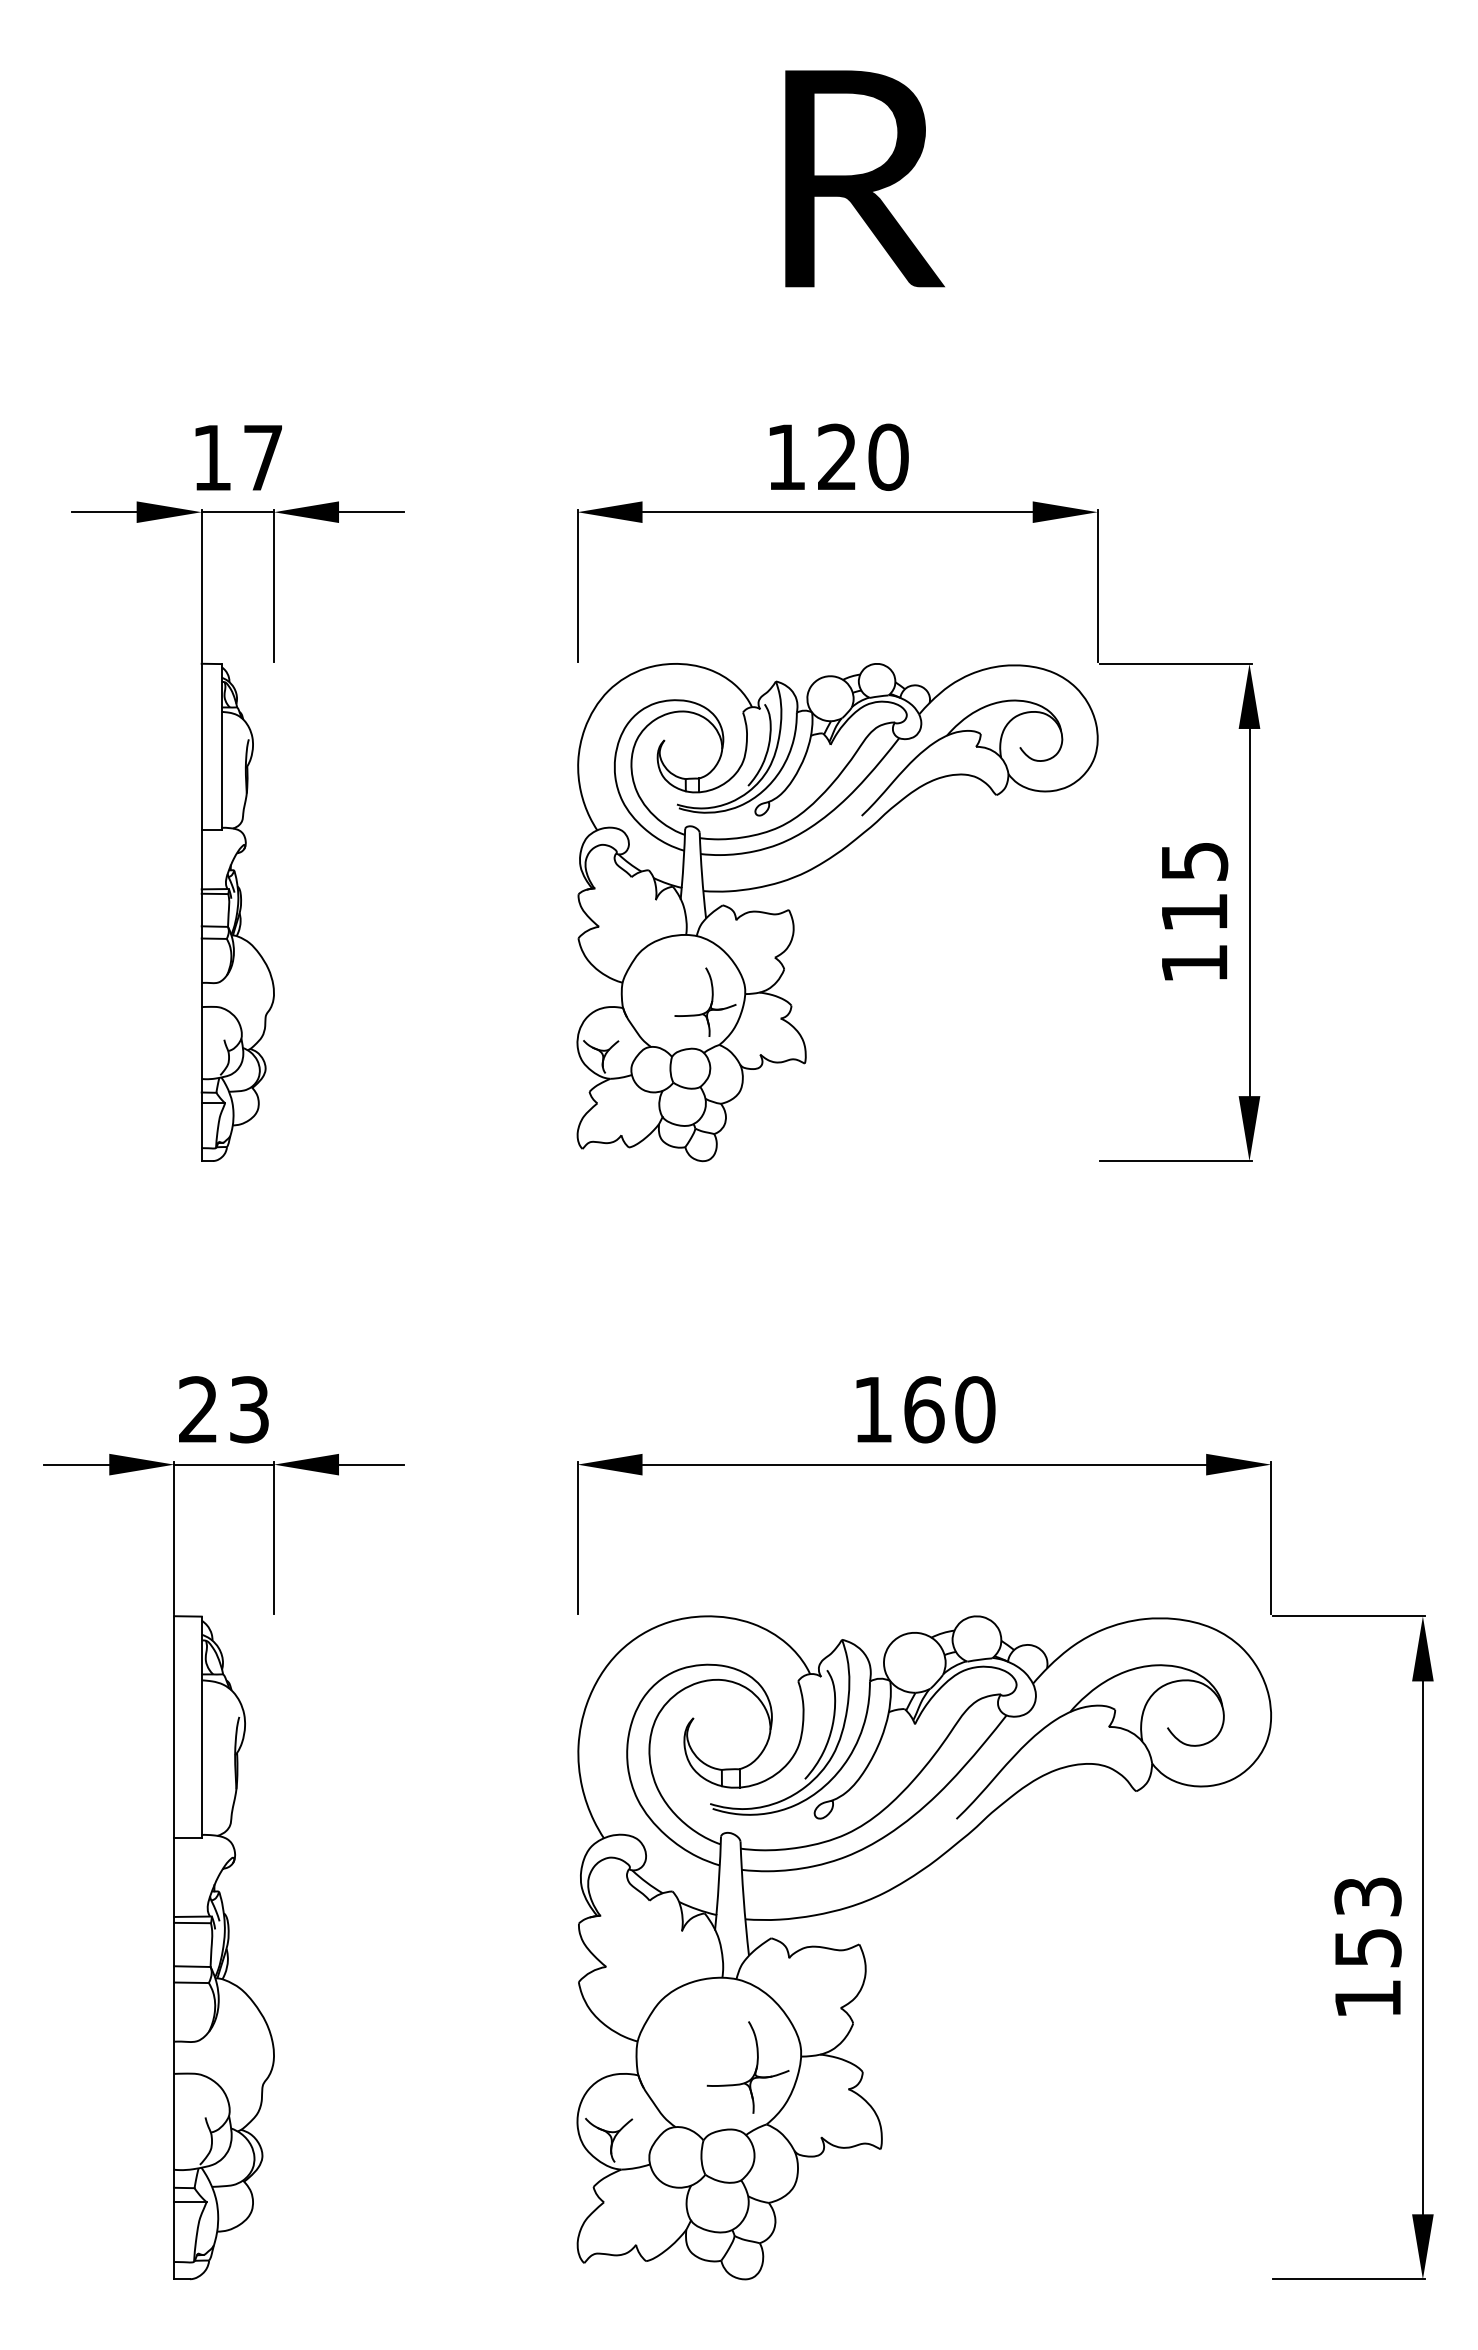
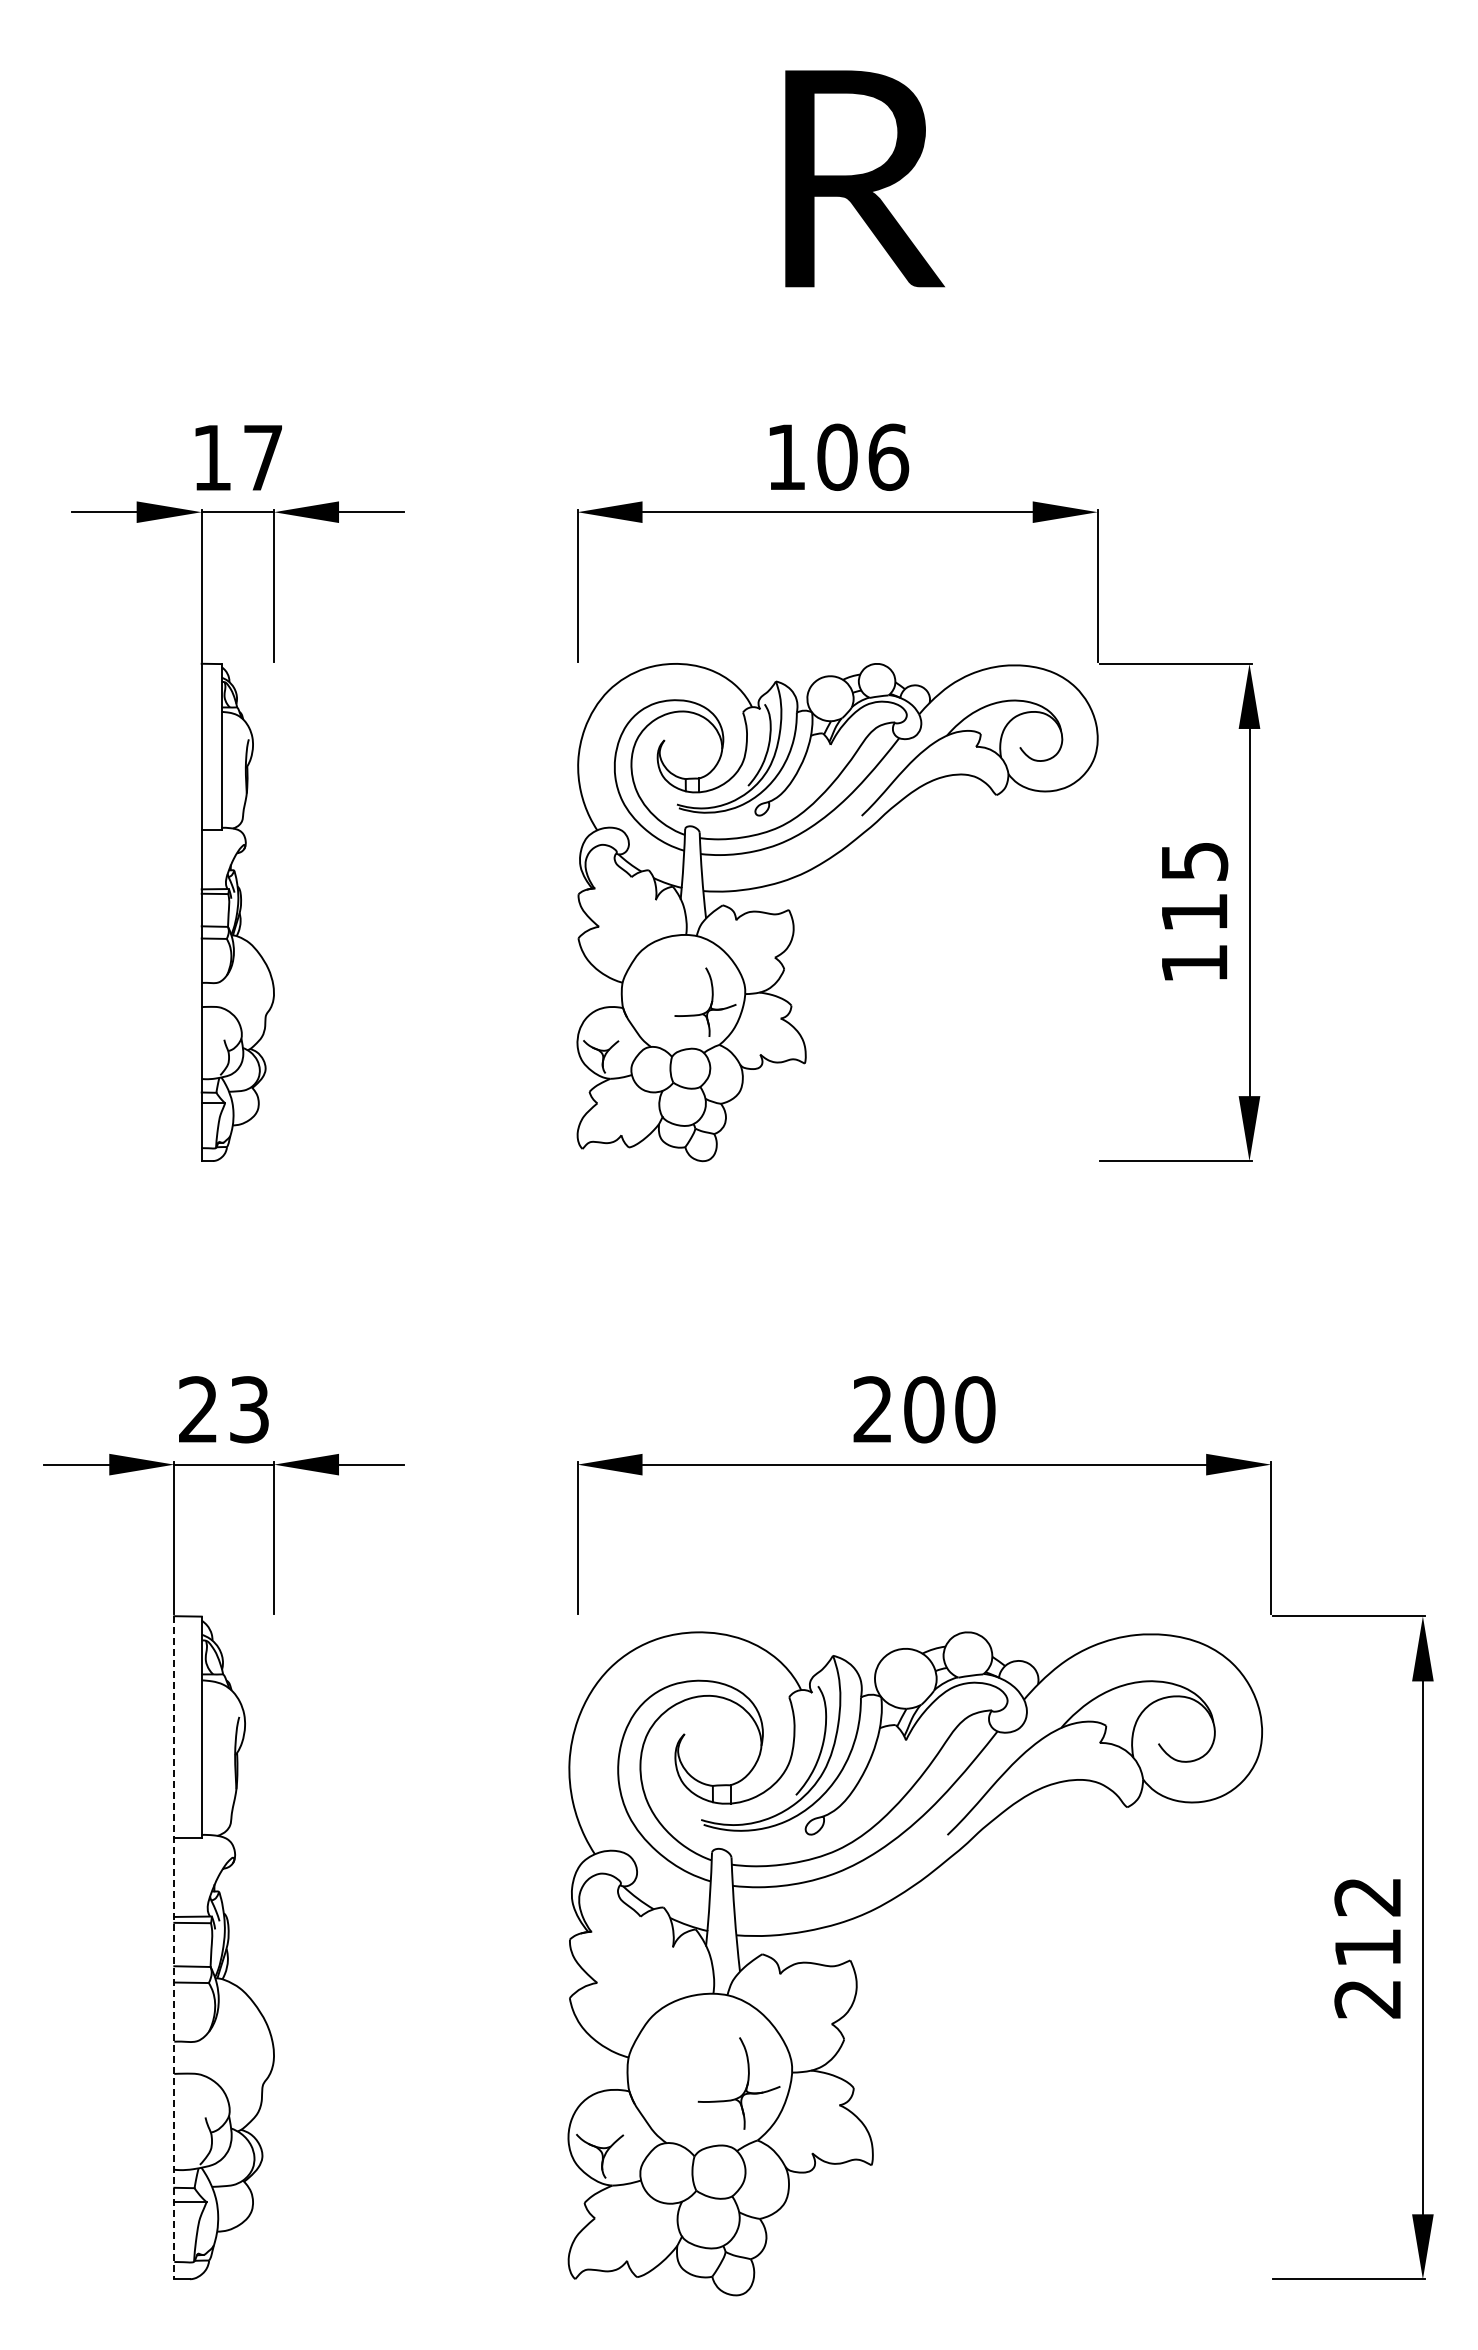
text: 120 -> 106 (863, 456)
text: 160 -> 200 (898, 1409)
line: solid -> dashed (174, 1947)
text: 153 -> 212 (1367, 1947)
part position: (865, 1957) -> (856, 1973) (856, 1973)
